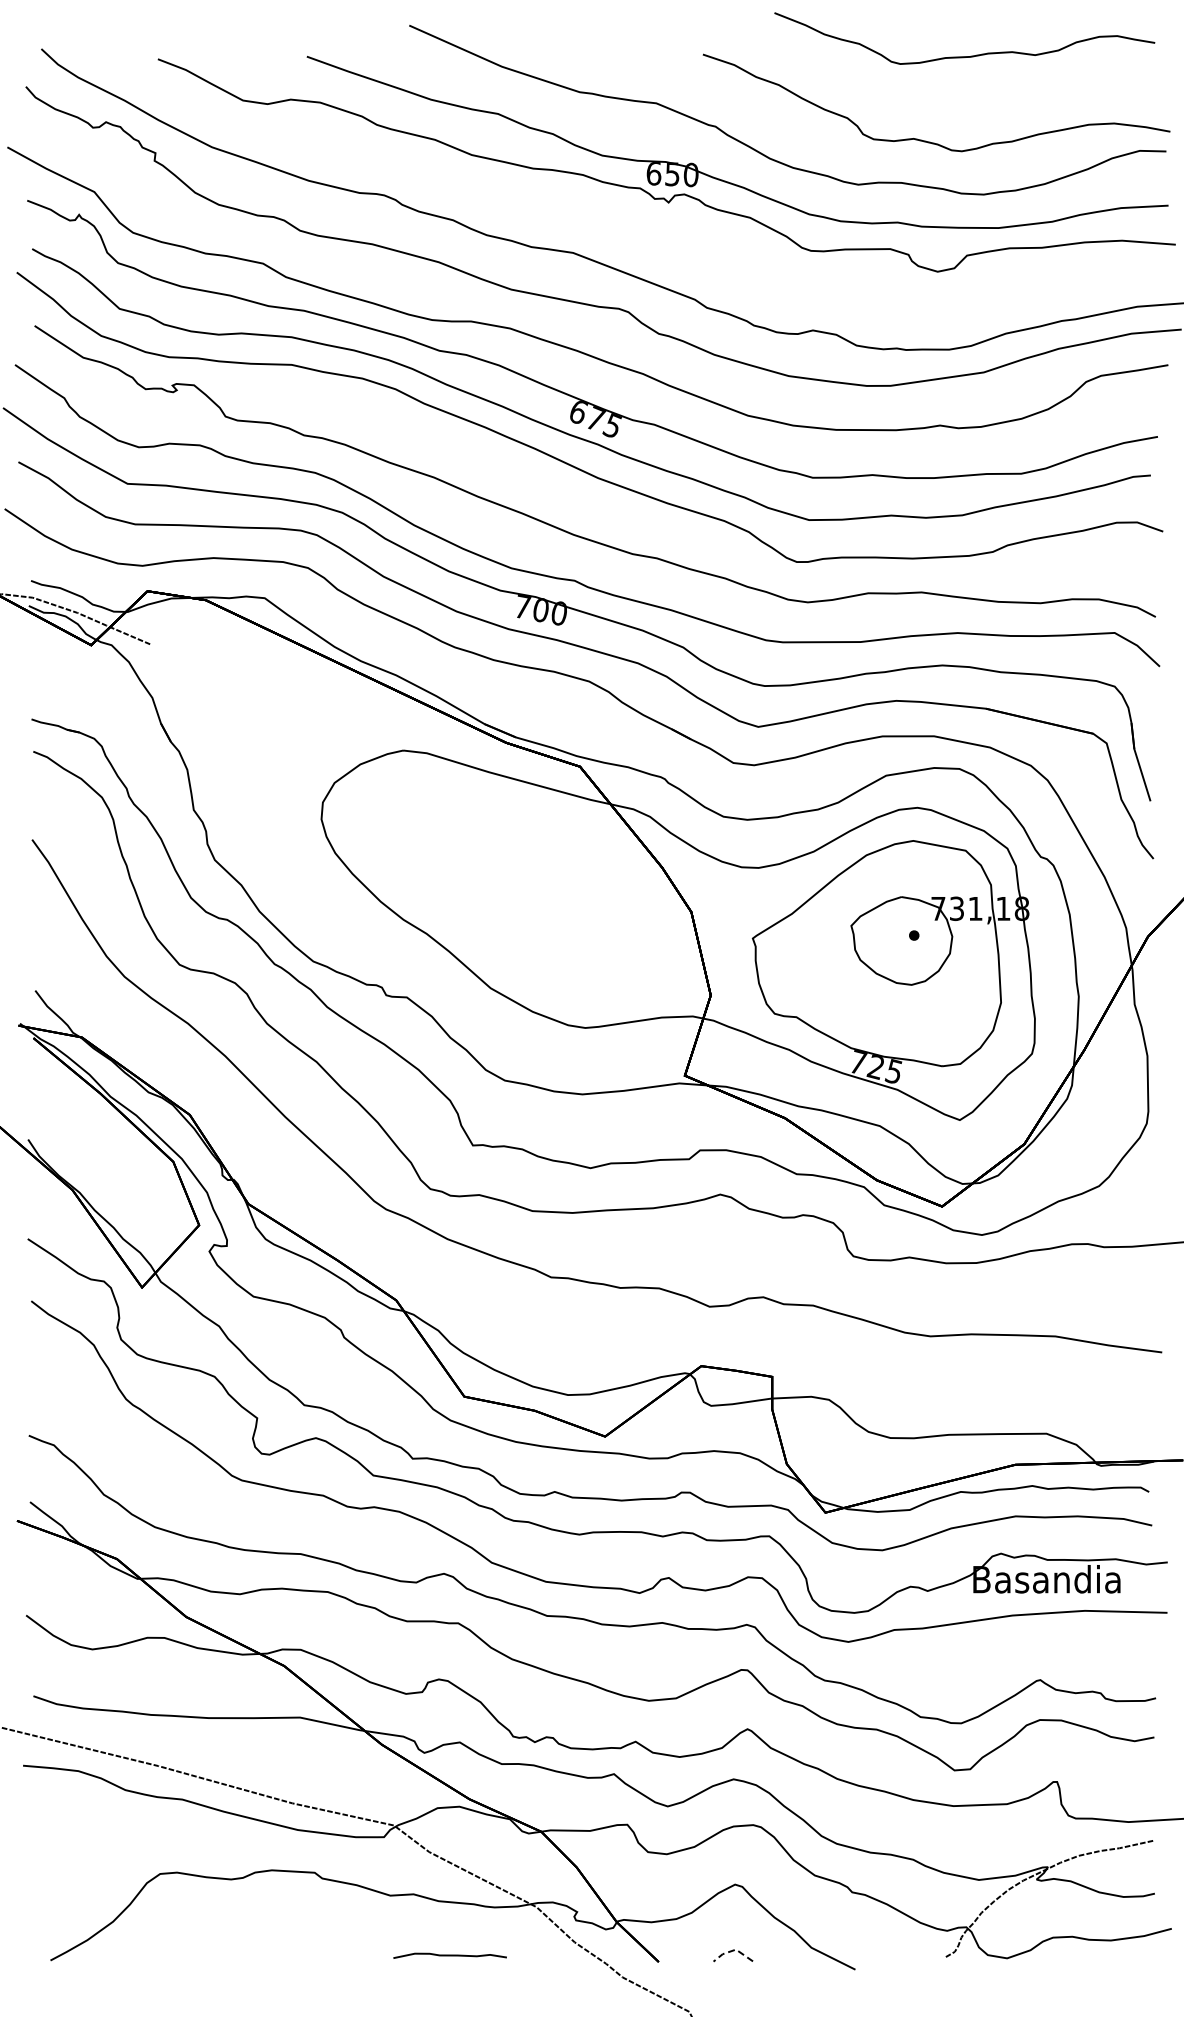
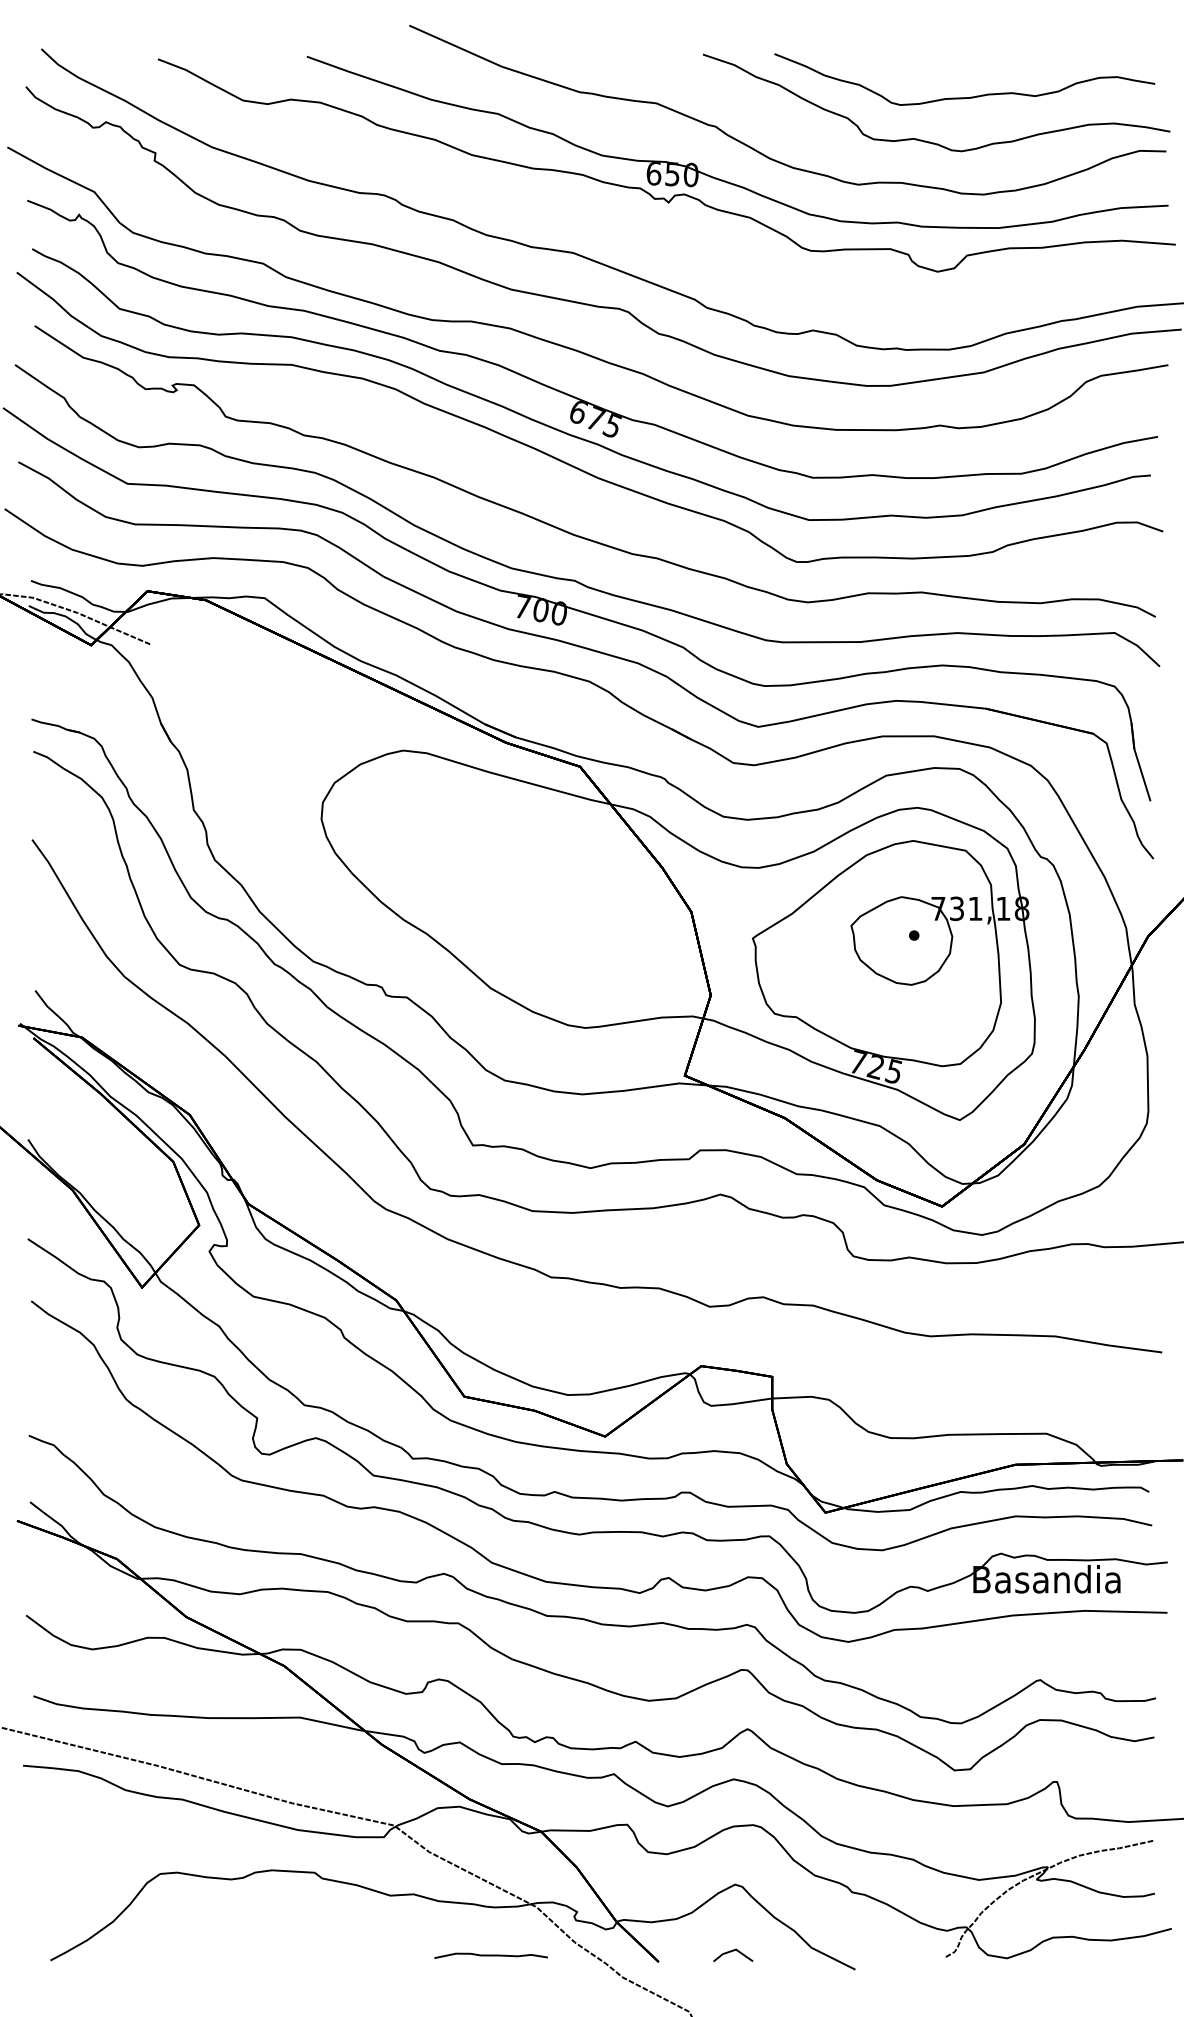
curve position: (964, 56) -> (964, 97) (964, 97)
line: dashed -> solid (733, 1950)
curve position: (449, 1955) -> (490, 1955) (490, 1955)
